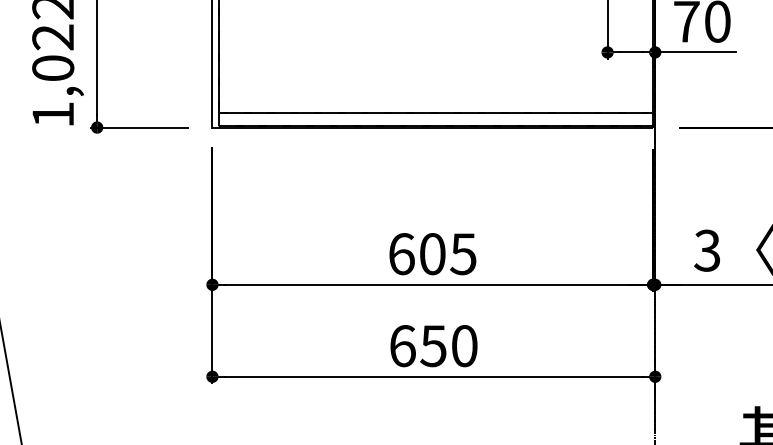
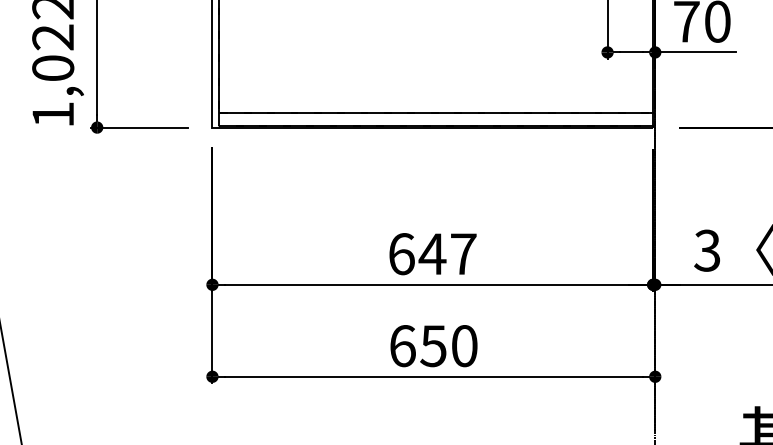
text: 605 -> 647 (447, 254)
